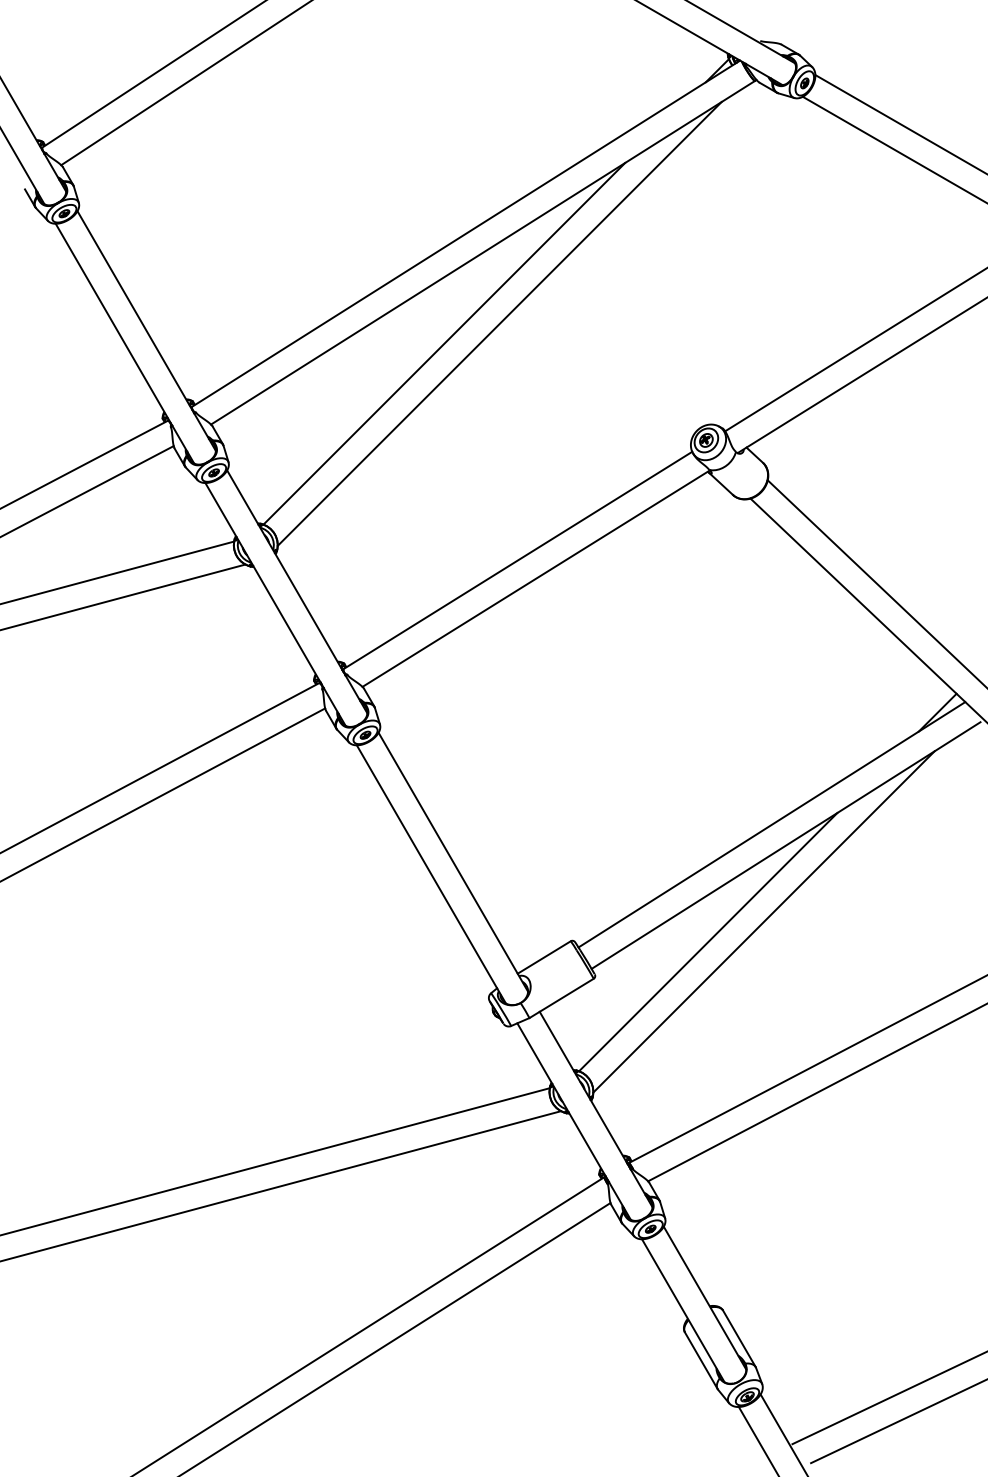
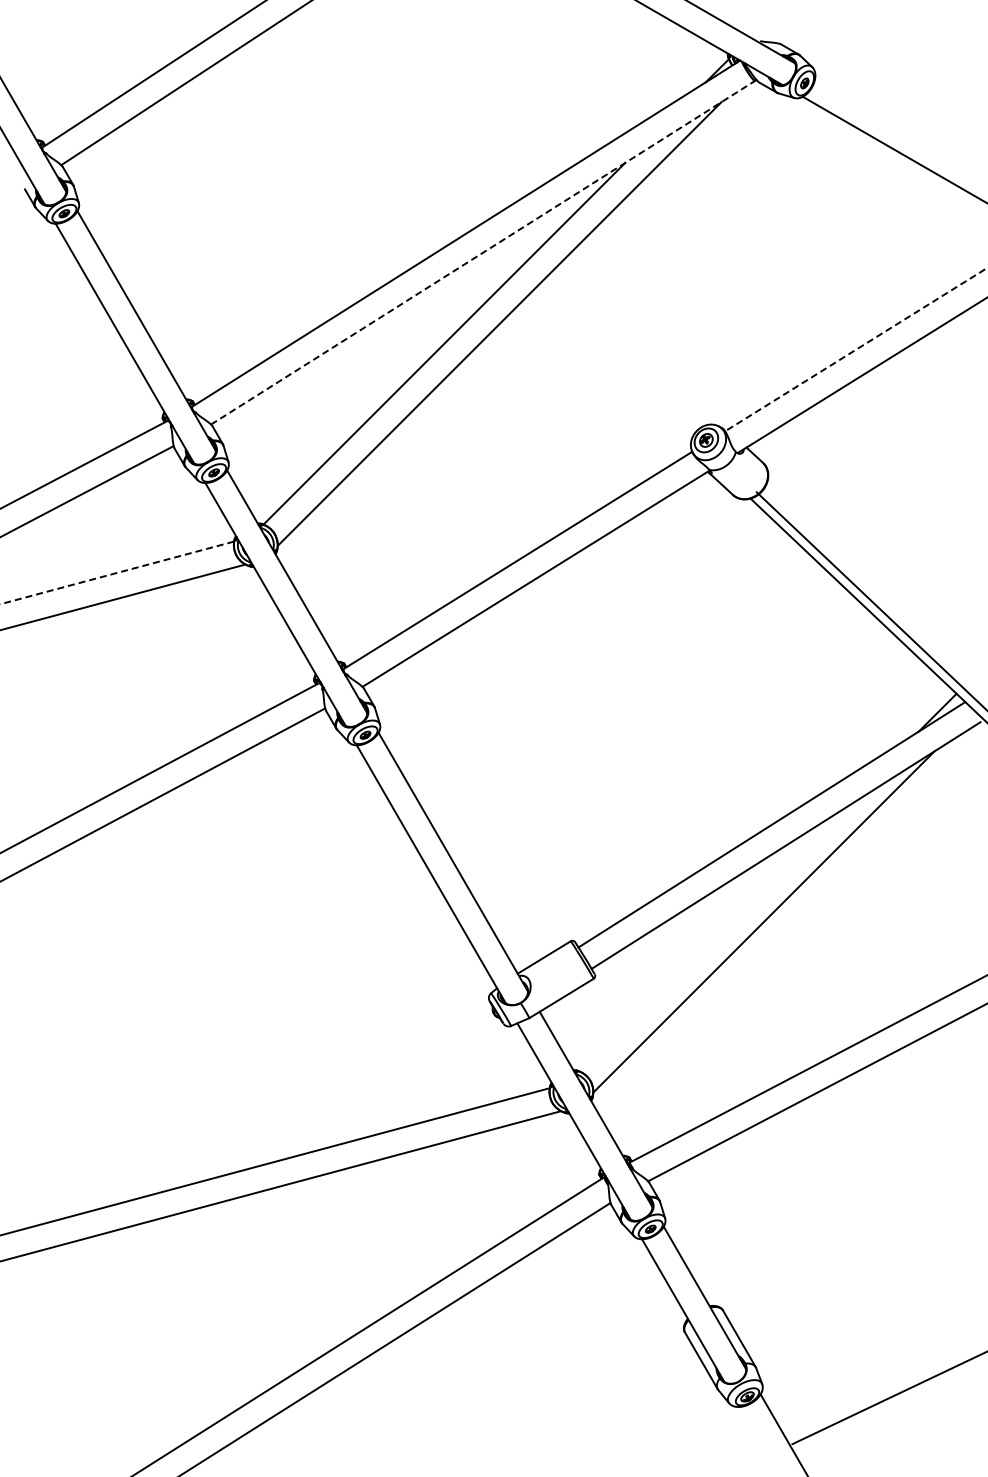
line: present -> none (899, 123)
line: solid -> dashed (483, 252)
line: solid -> dashed (856, 349)
line: solid -> dashed (117, 572)
line position: (875, 582) -> (870, 599) (870, 599)
line: present -> none (708, 942)
line: present -> none (897, 1421)
line: present -> none (757, 1440)
